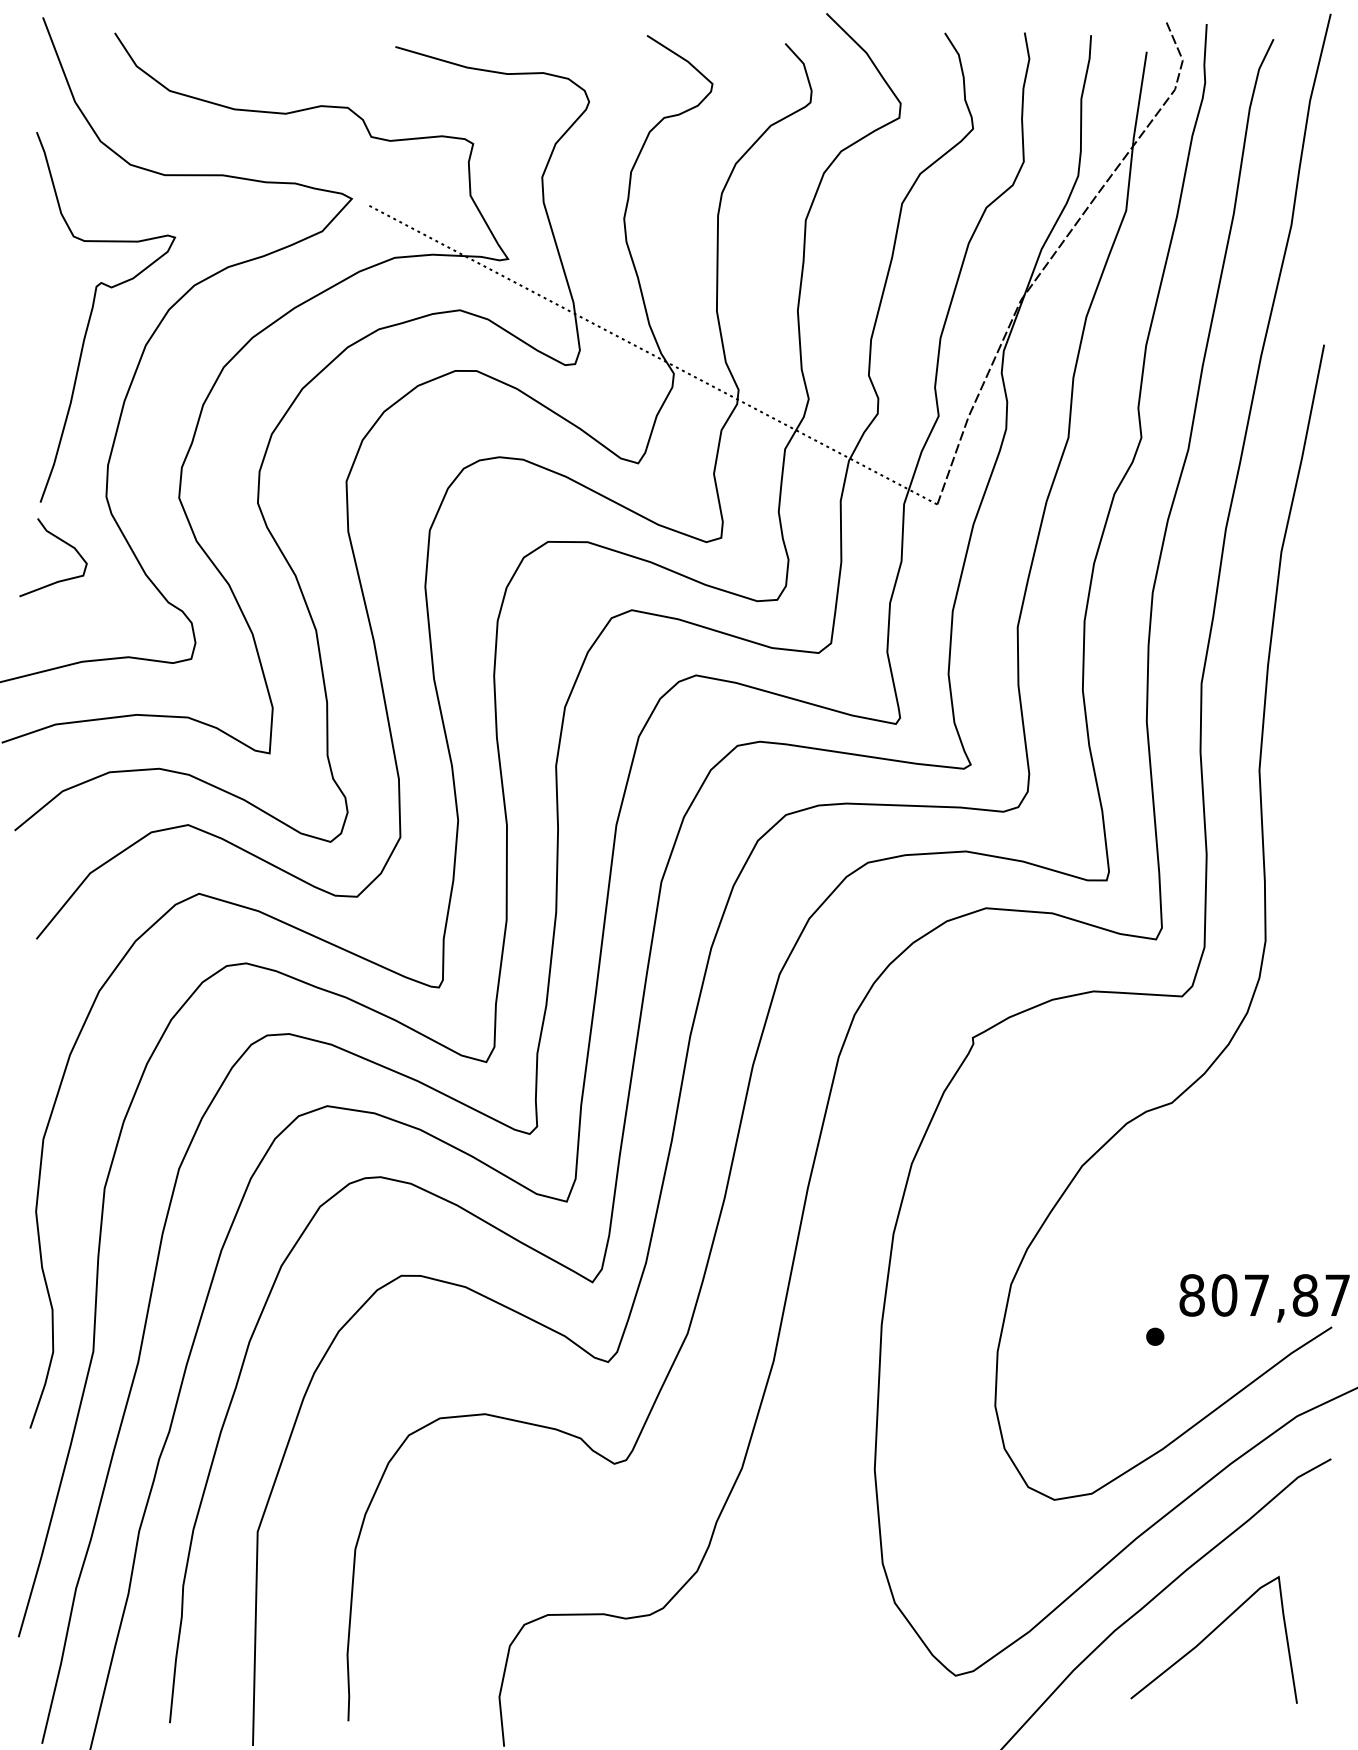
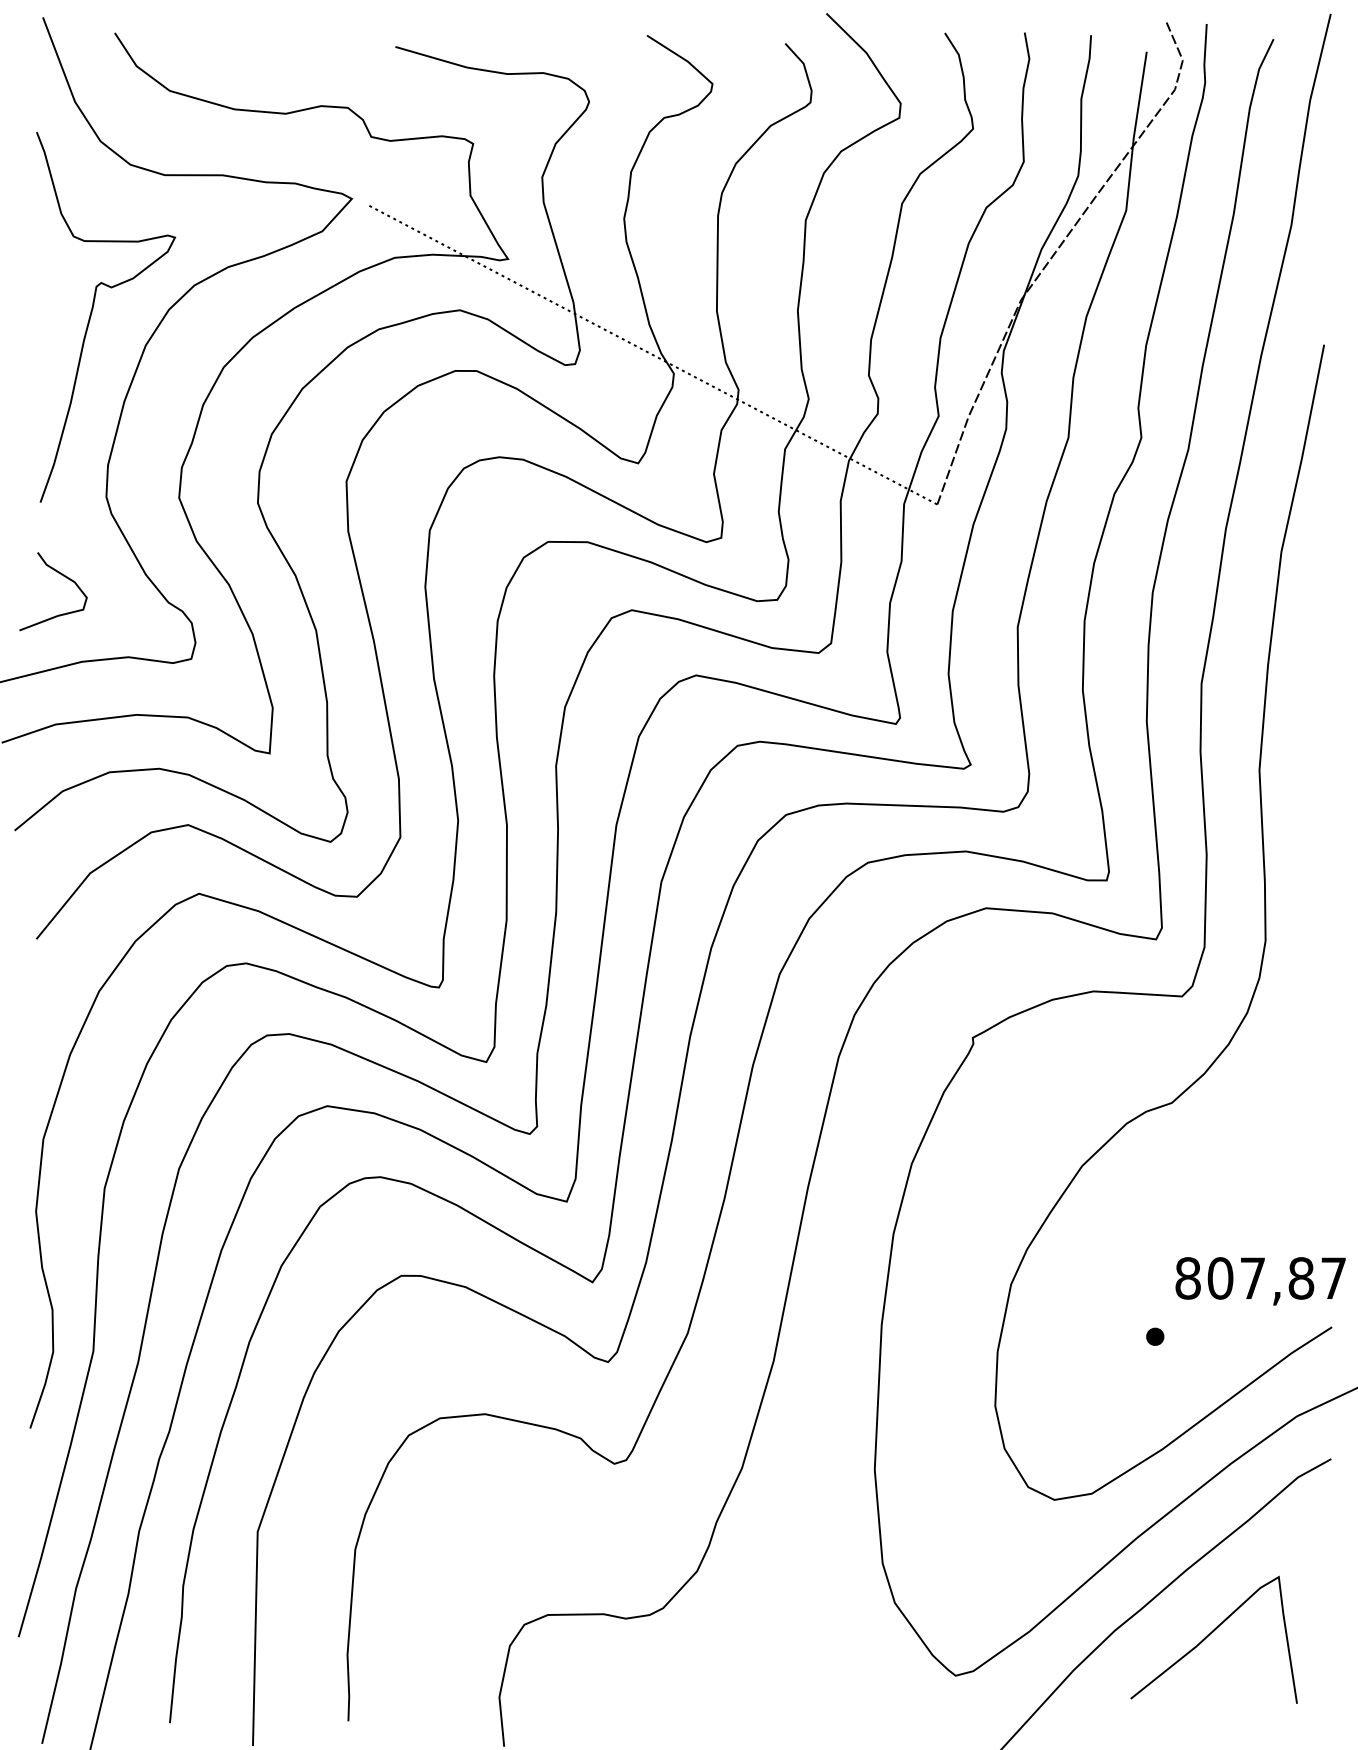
curve position: (61, 541) -> (61, 575) (61, 575)
text position: (1264, 1298) -> (1260, 1281) (1260, 1281)
